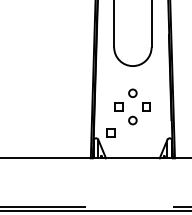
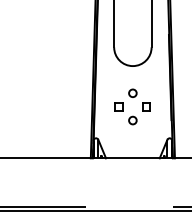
part: present -> none (110, 132)
